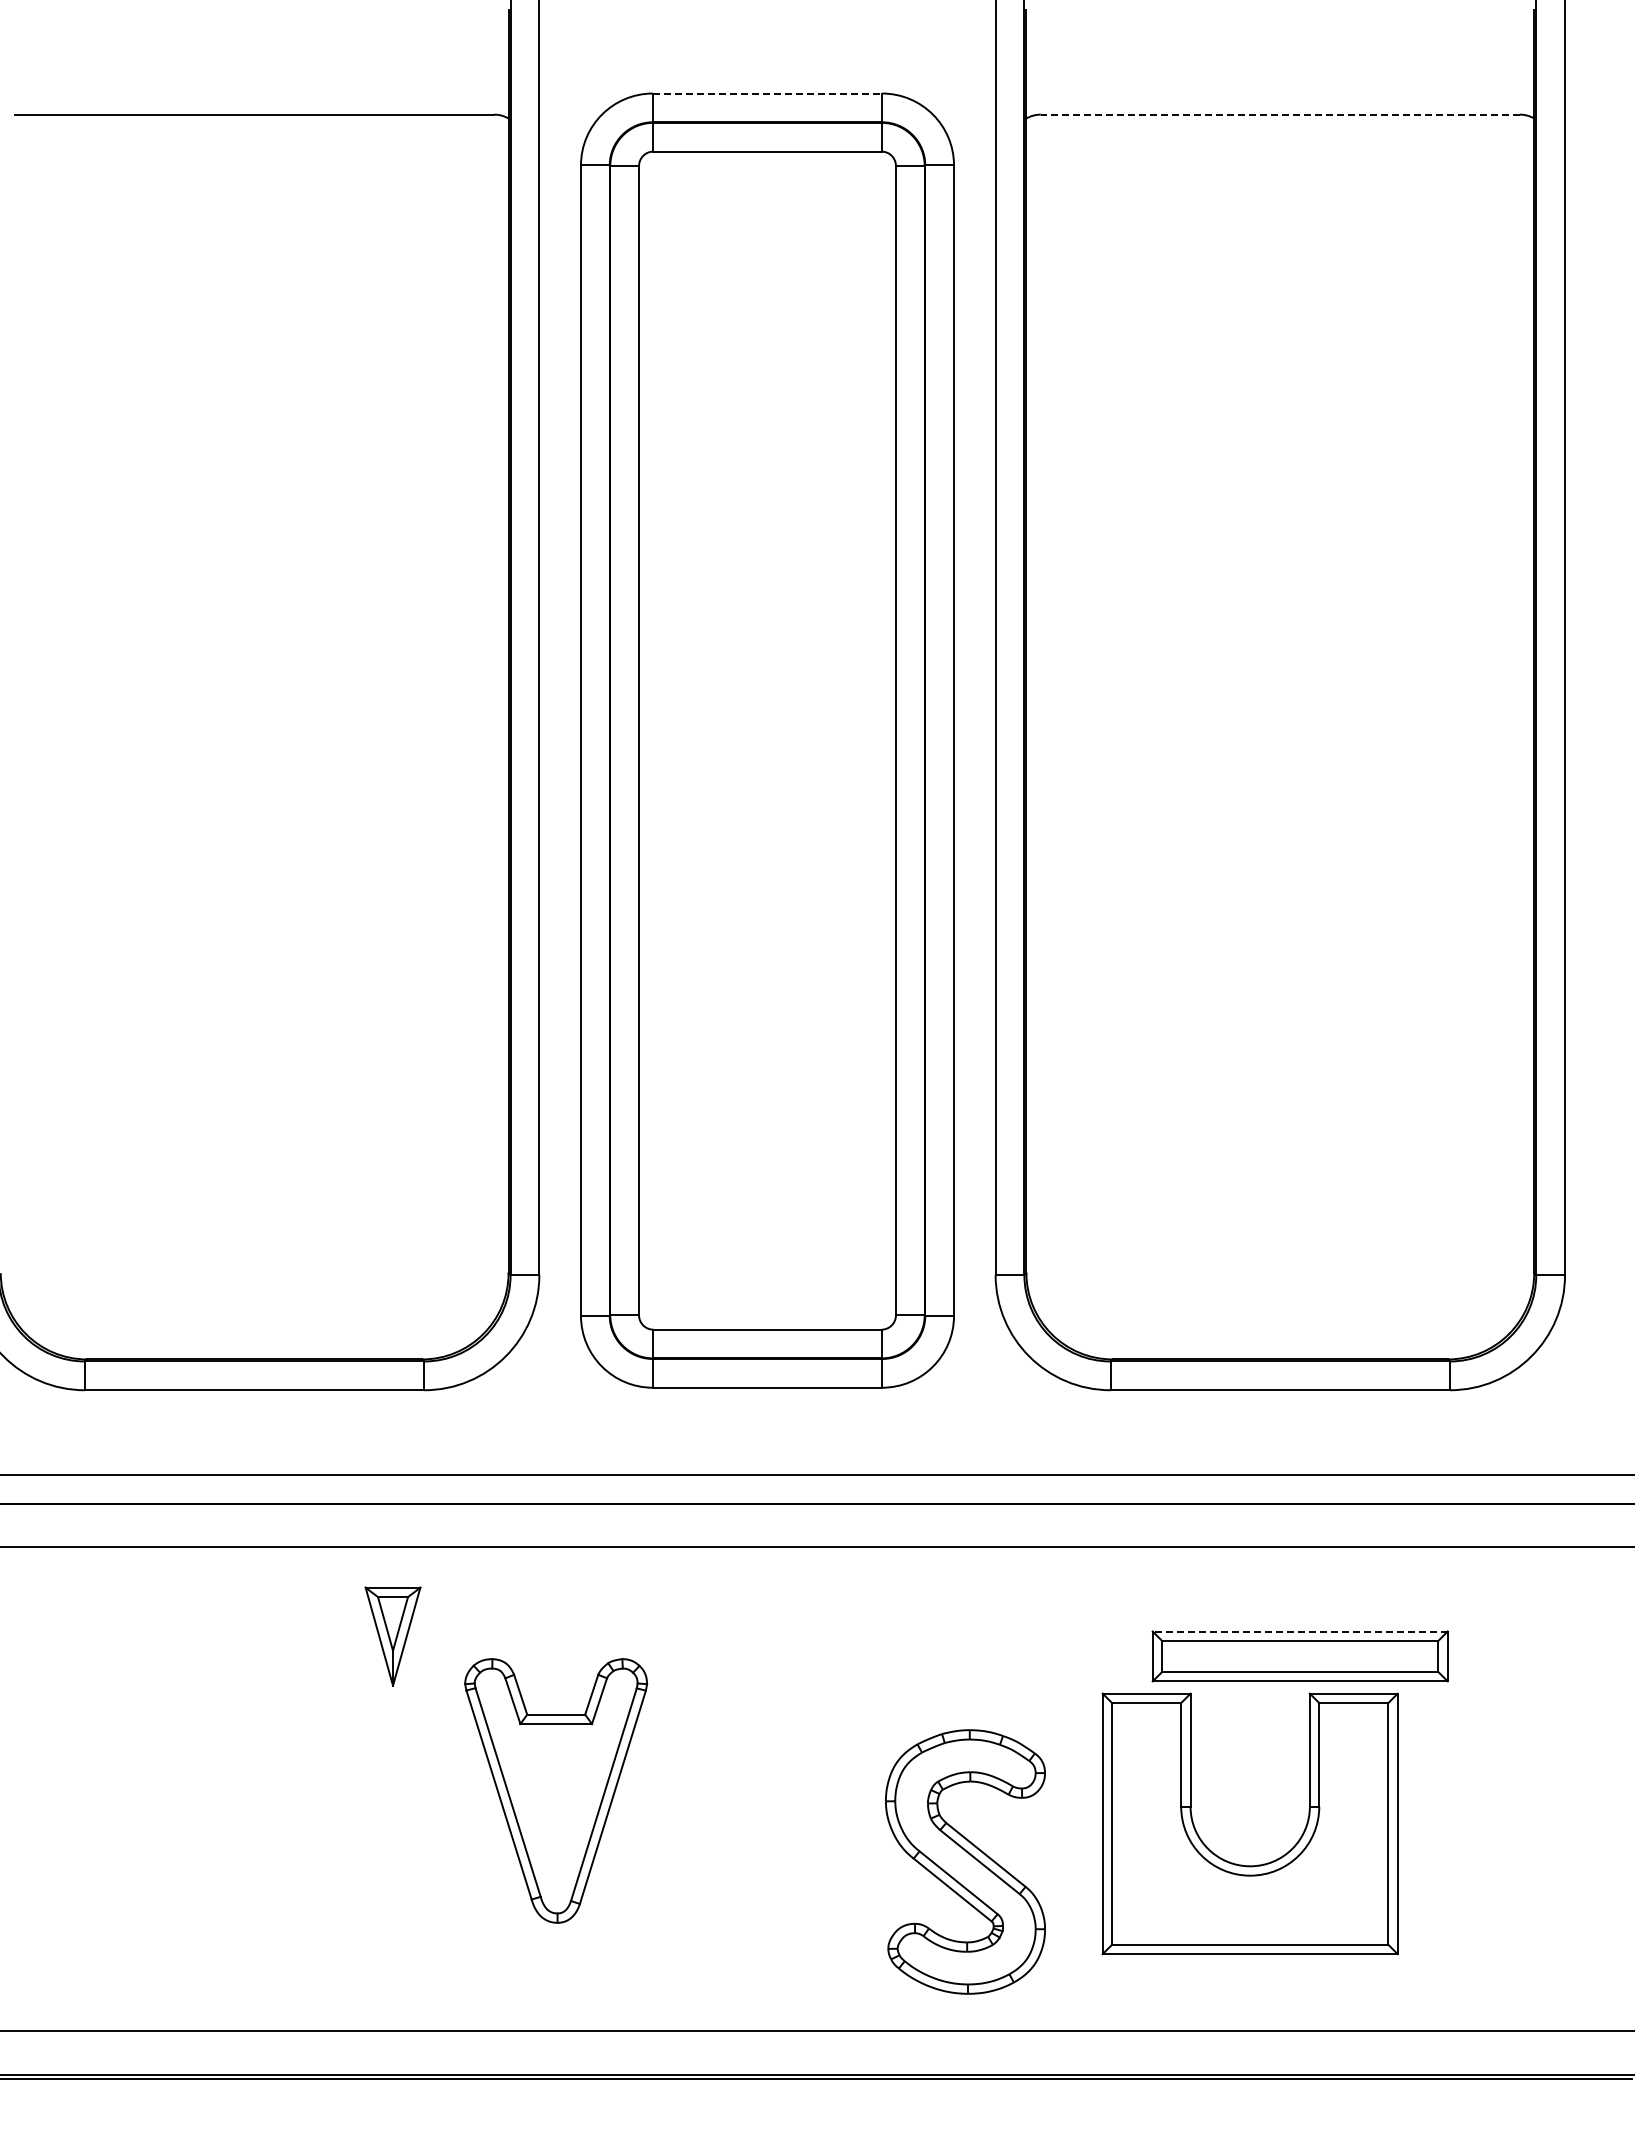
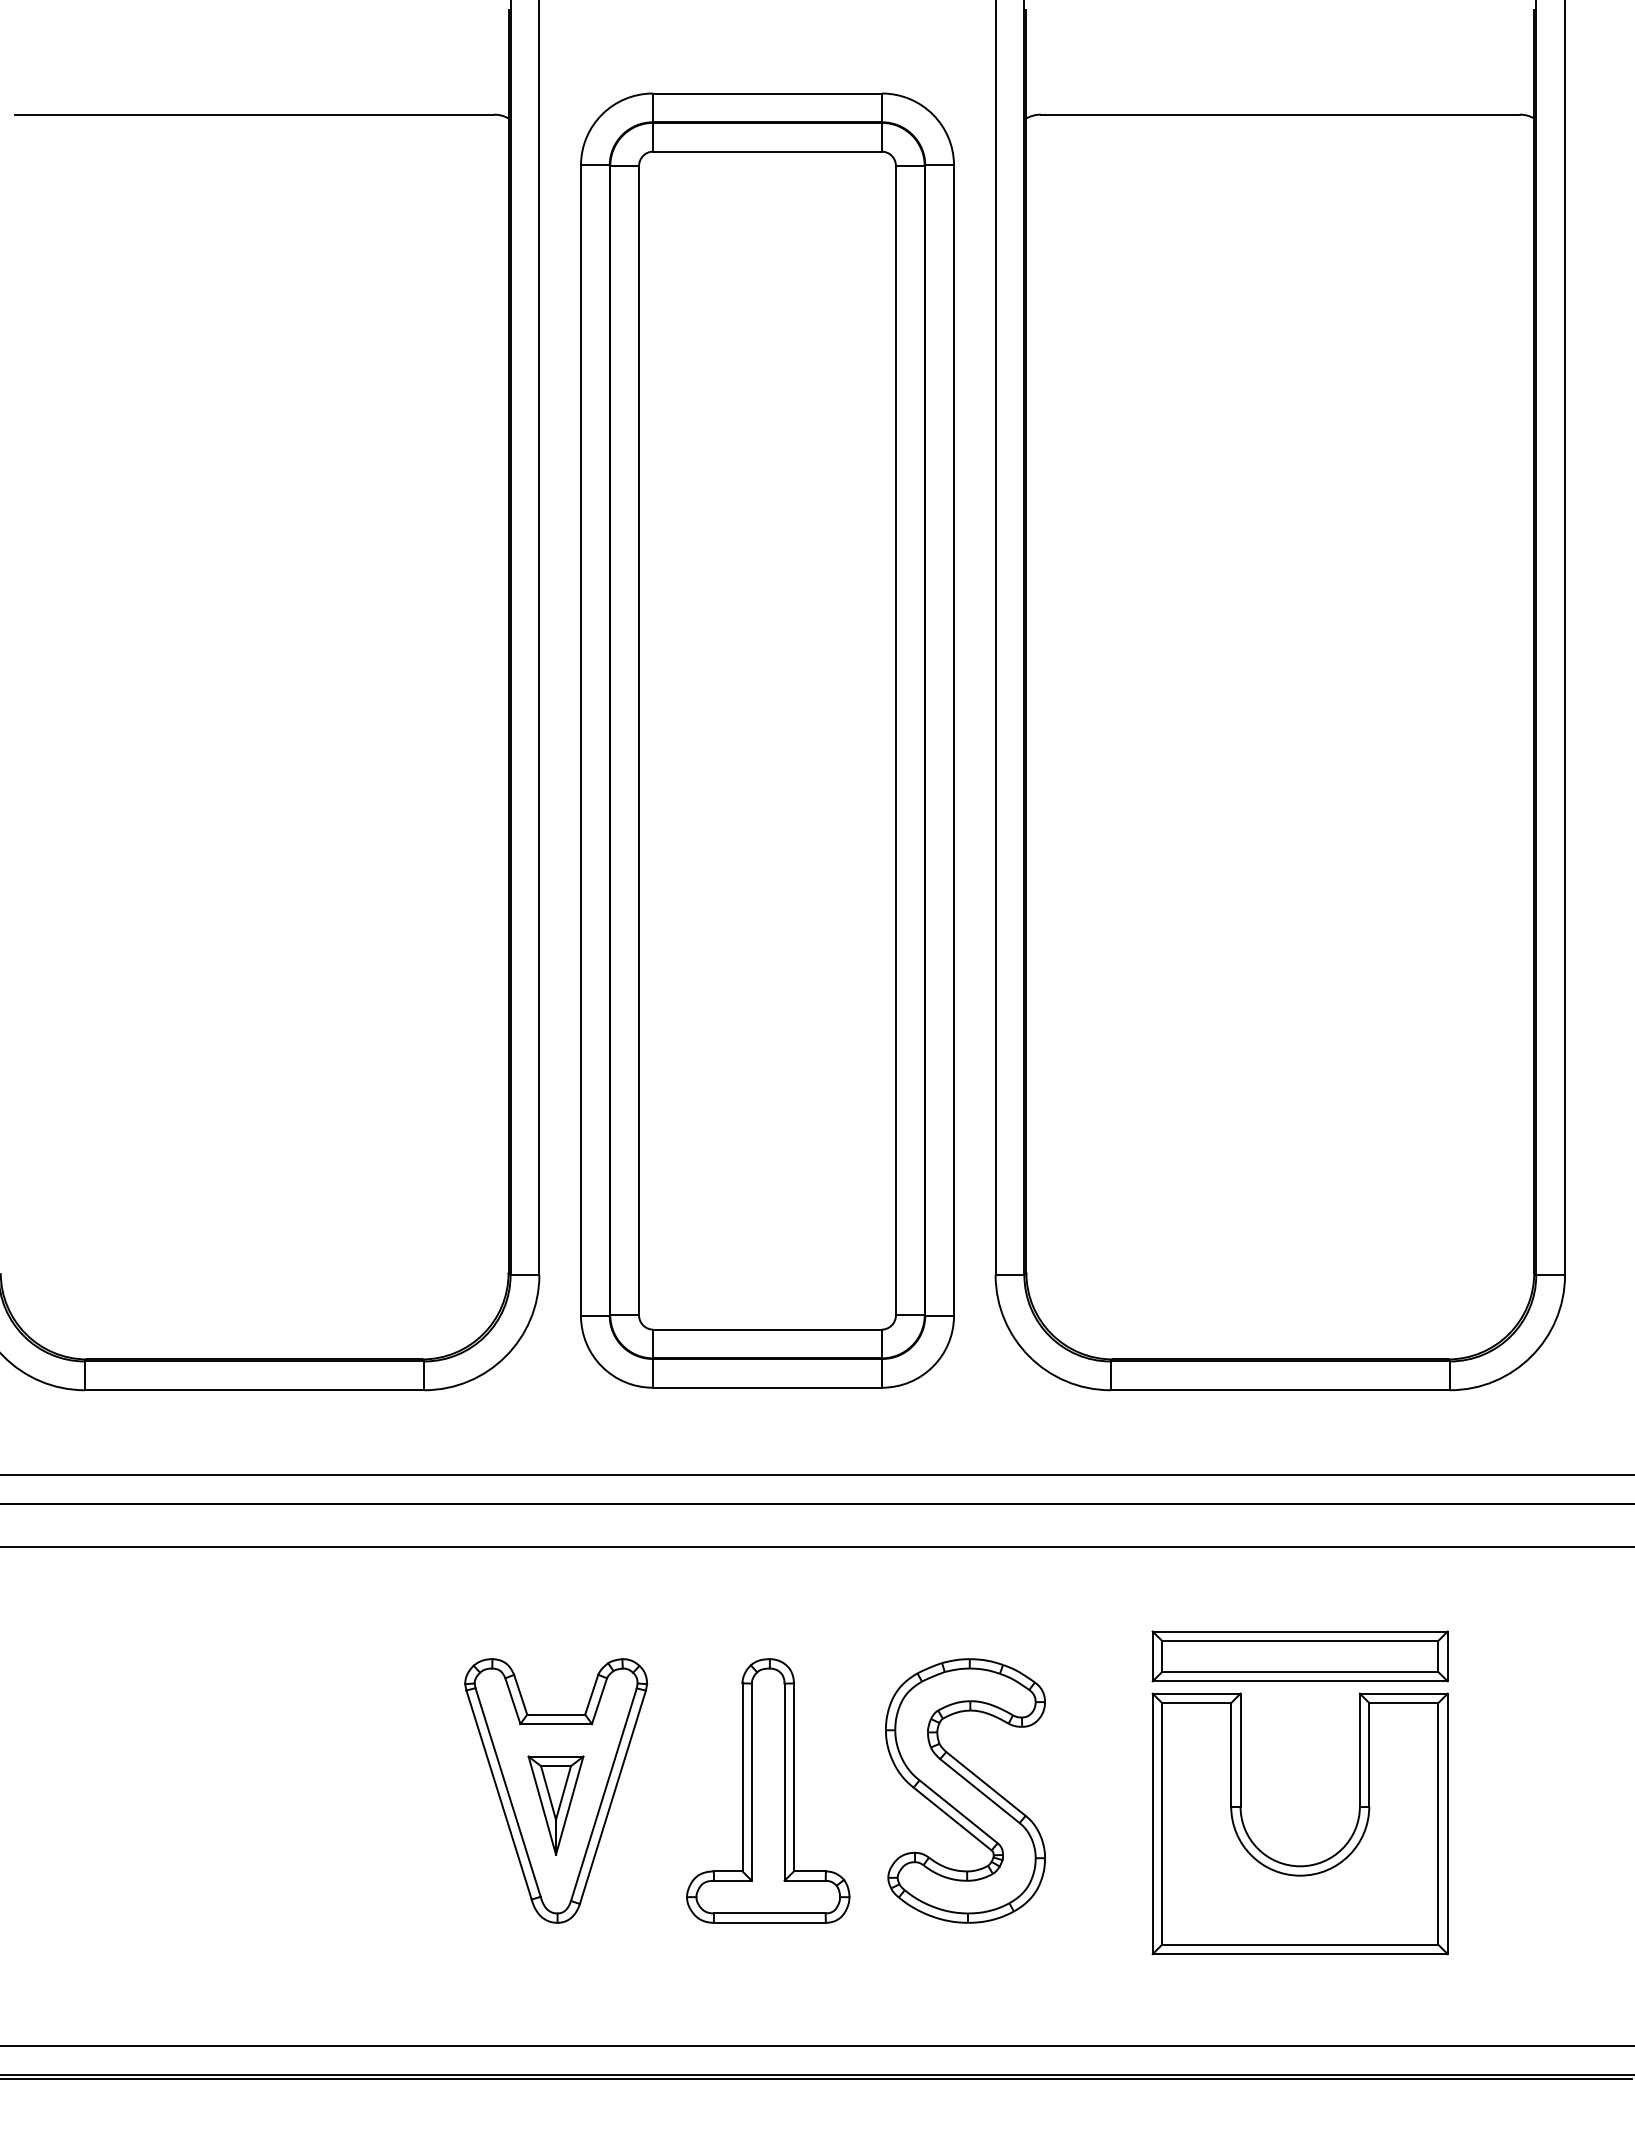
line: dashed -> solid (767, 93)
line: dashed -> solid (1280, 114)
line: dashed -> solid (1299, 1631)
part position: (392, 1636) -> (555, 1805) (555, 1805)
part: none -> present (768, 1790)
part position: (965, 1861) -> (965, 1790) (965, 1790)
part position: (1242, 1864) -> (1292, 1864) (1292, 1864)
line position: (816, 2031) -> (816, 2046) (816, 2046)
